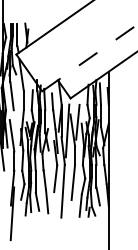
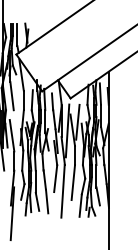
line: dashed -> solid (90, 57)
